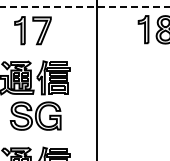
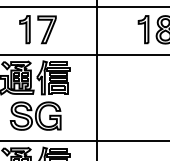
line: dashed -> solid (85, 7)
part position: (25, 30) -> (30, 29) (30, 29)
line: none -> present (84, 55)
line: none -> present (84, 141)
